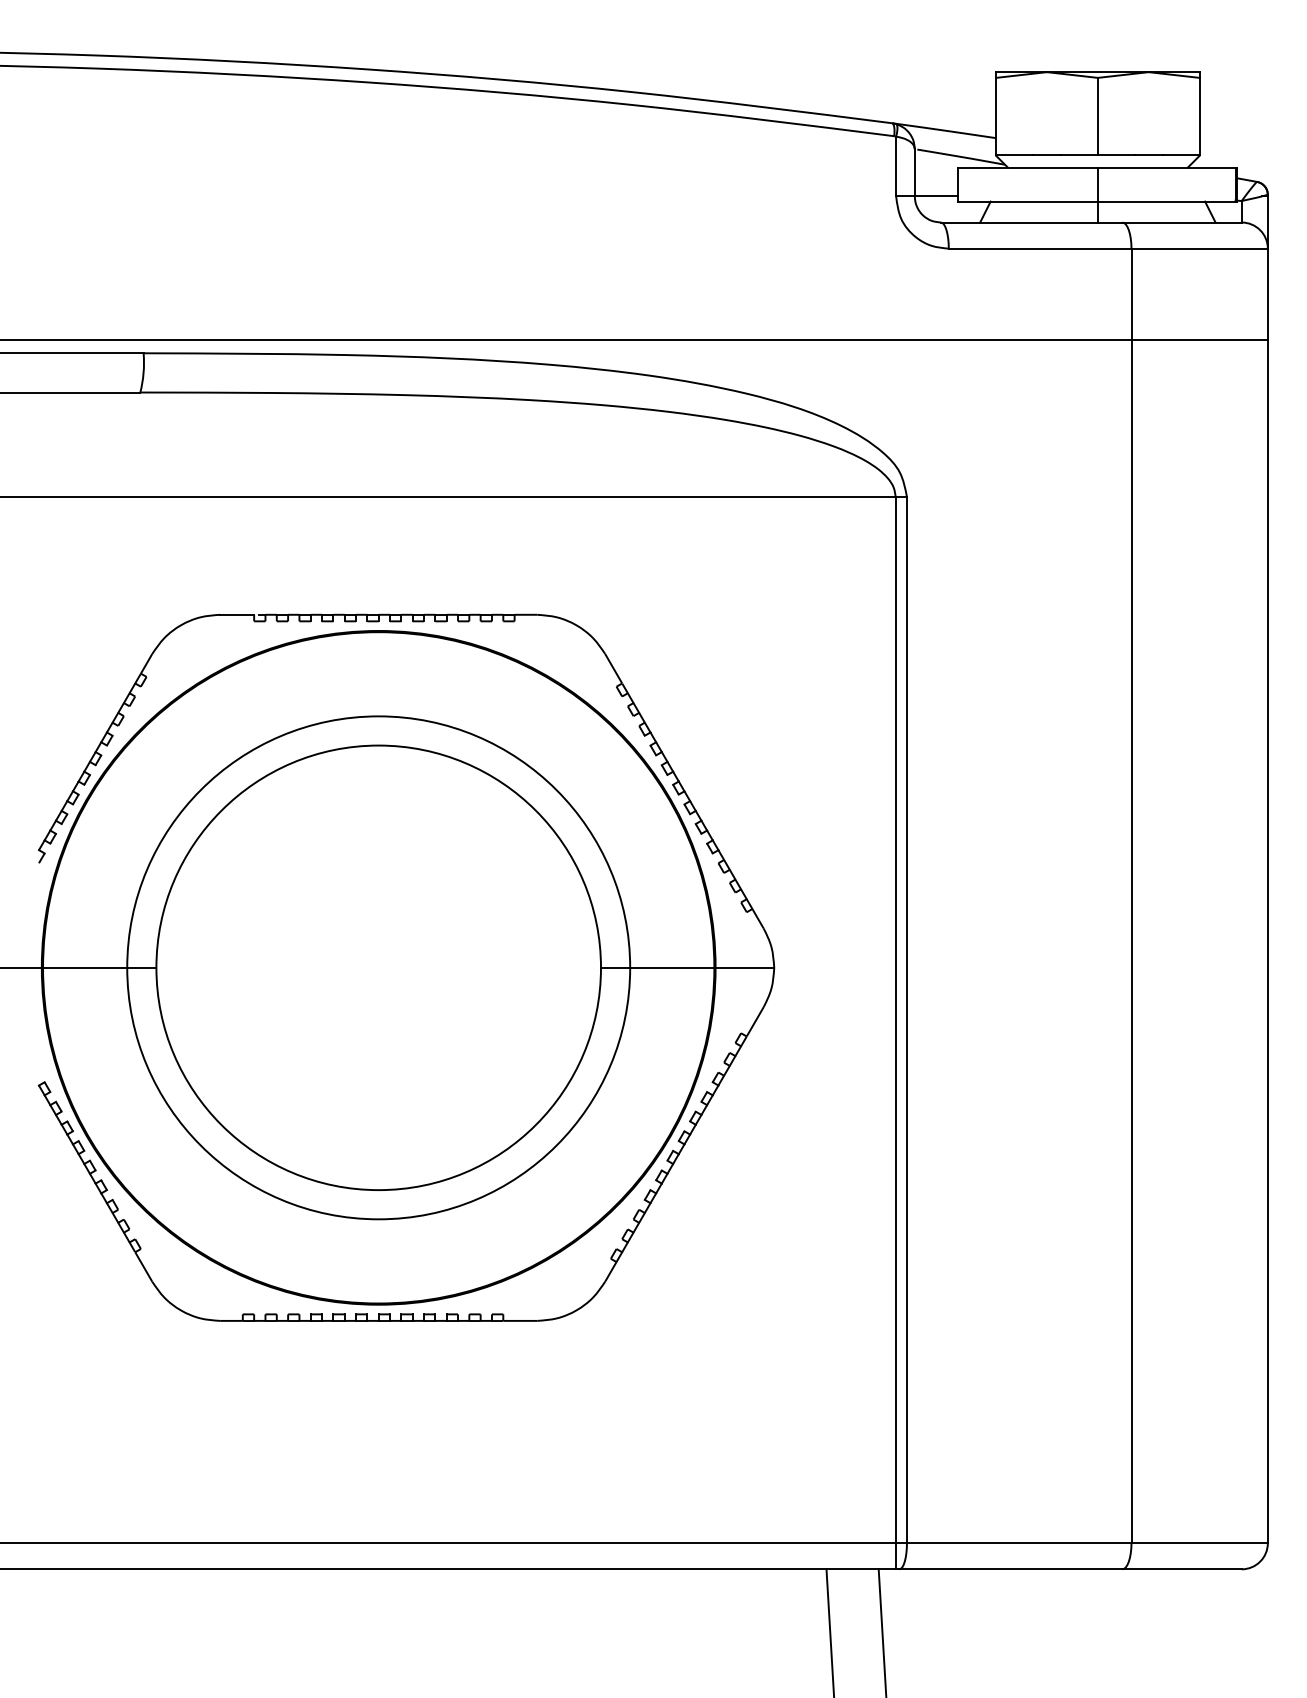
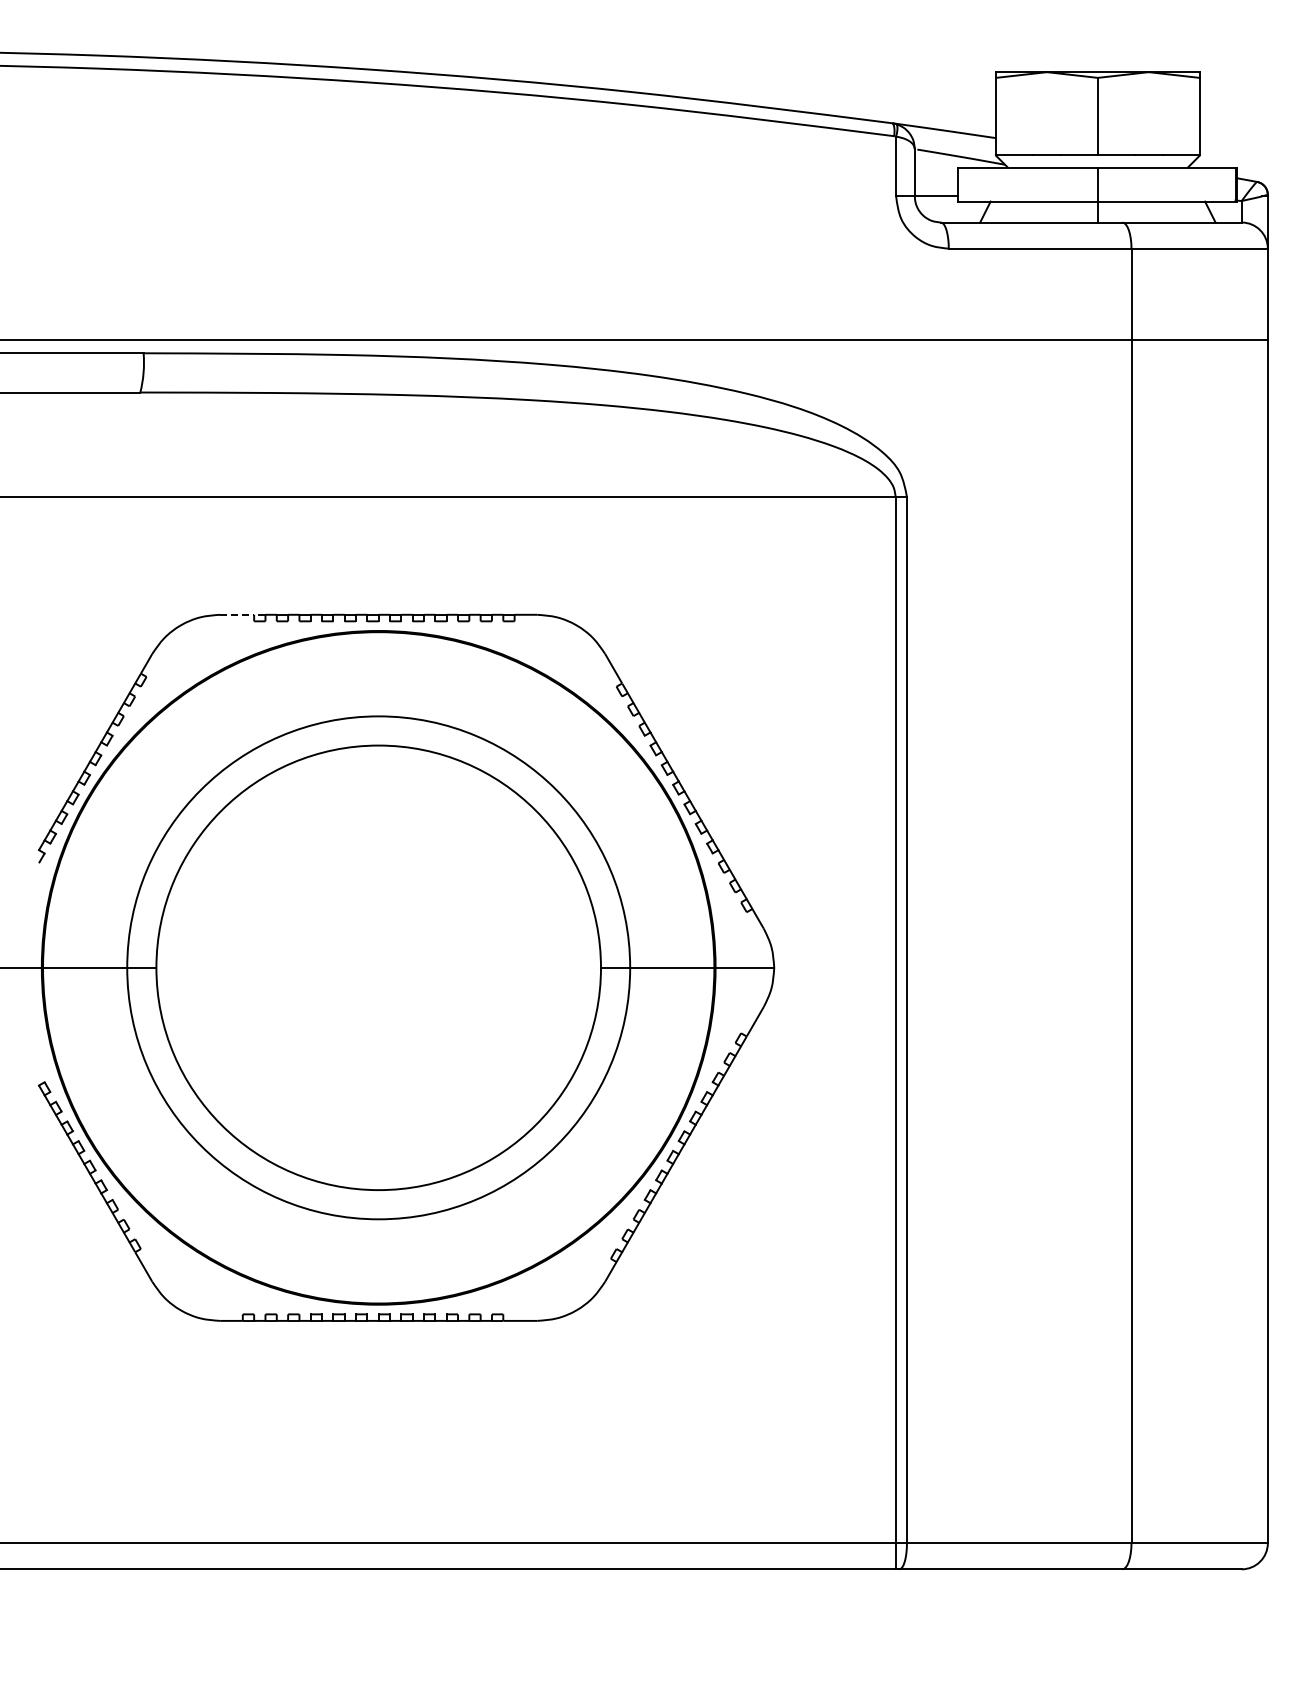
line: solid -> dashed (237, 614)
line: present -> none (829, 1631)
line: present -> none (882, 1631)
